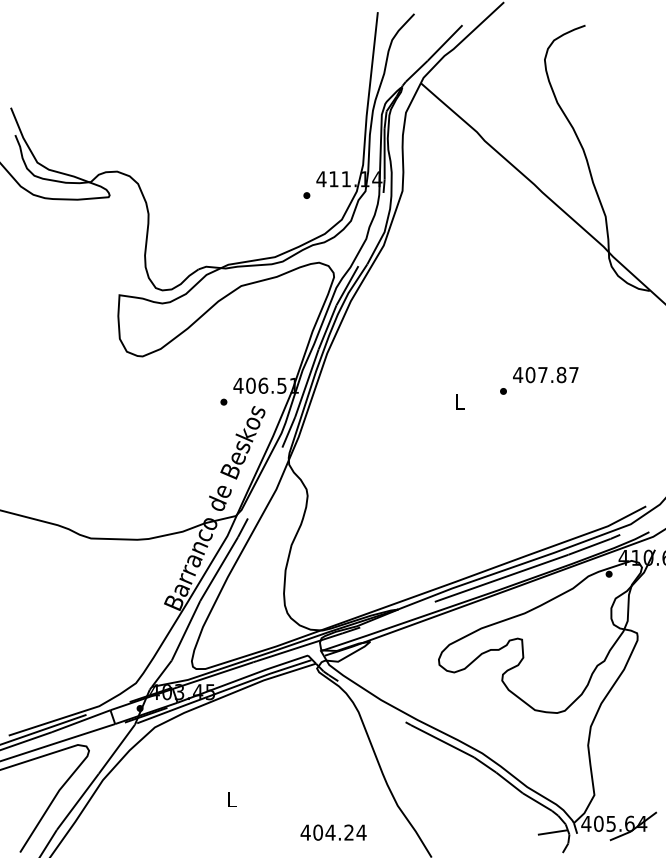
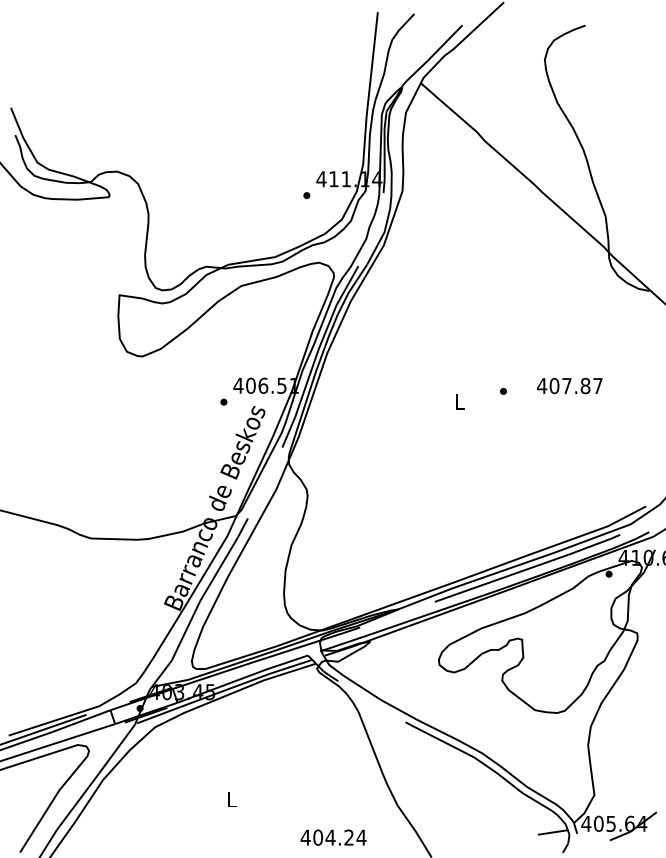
text position: (545, 375) -> (569, 386) (569, 386)
text position: (333, 832) -> (333, 837) (333, 837)
